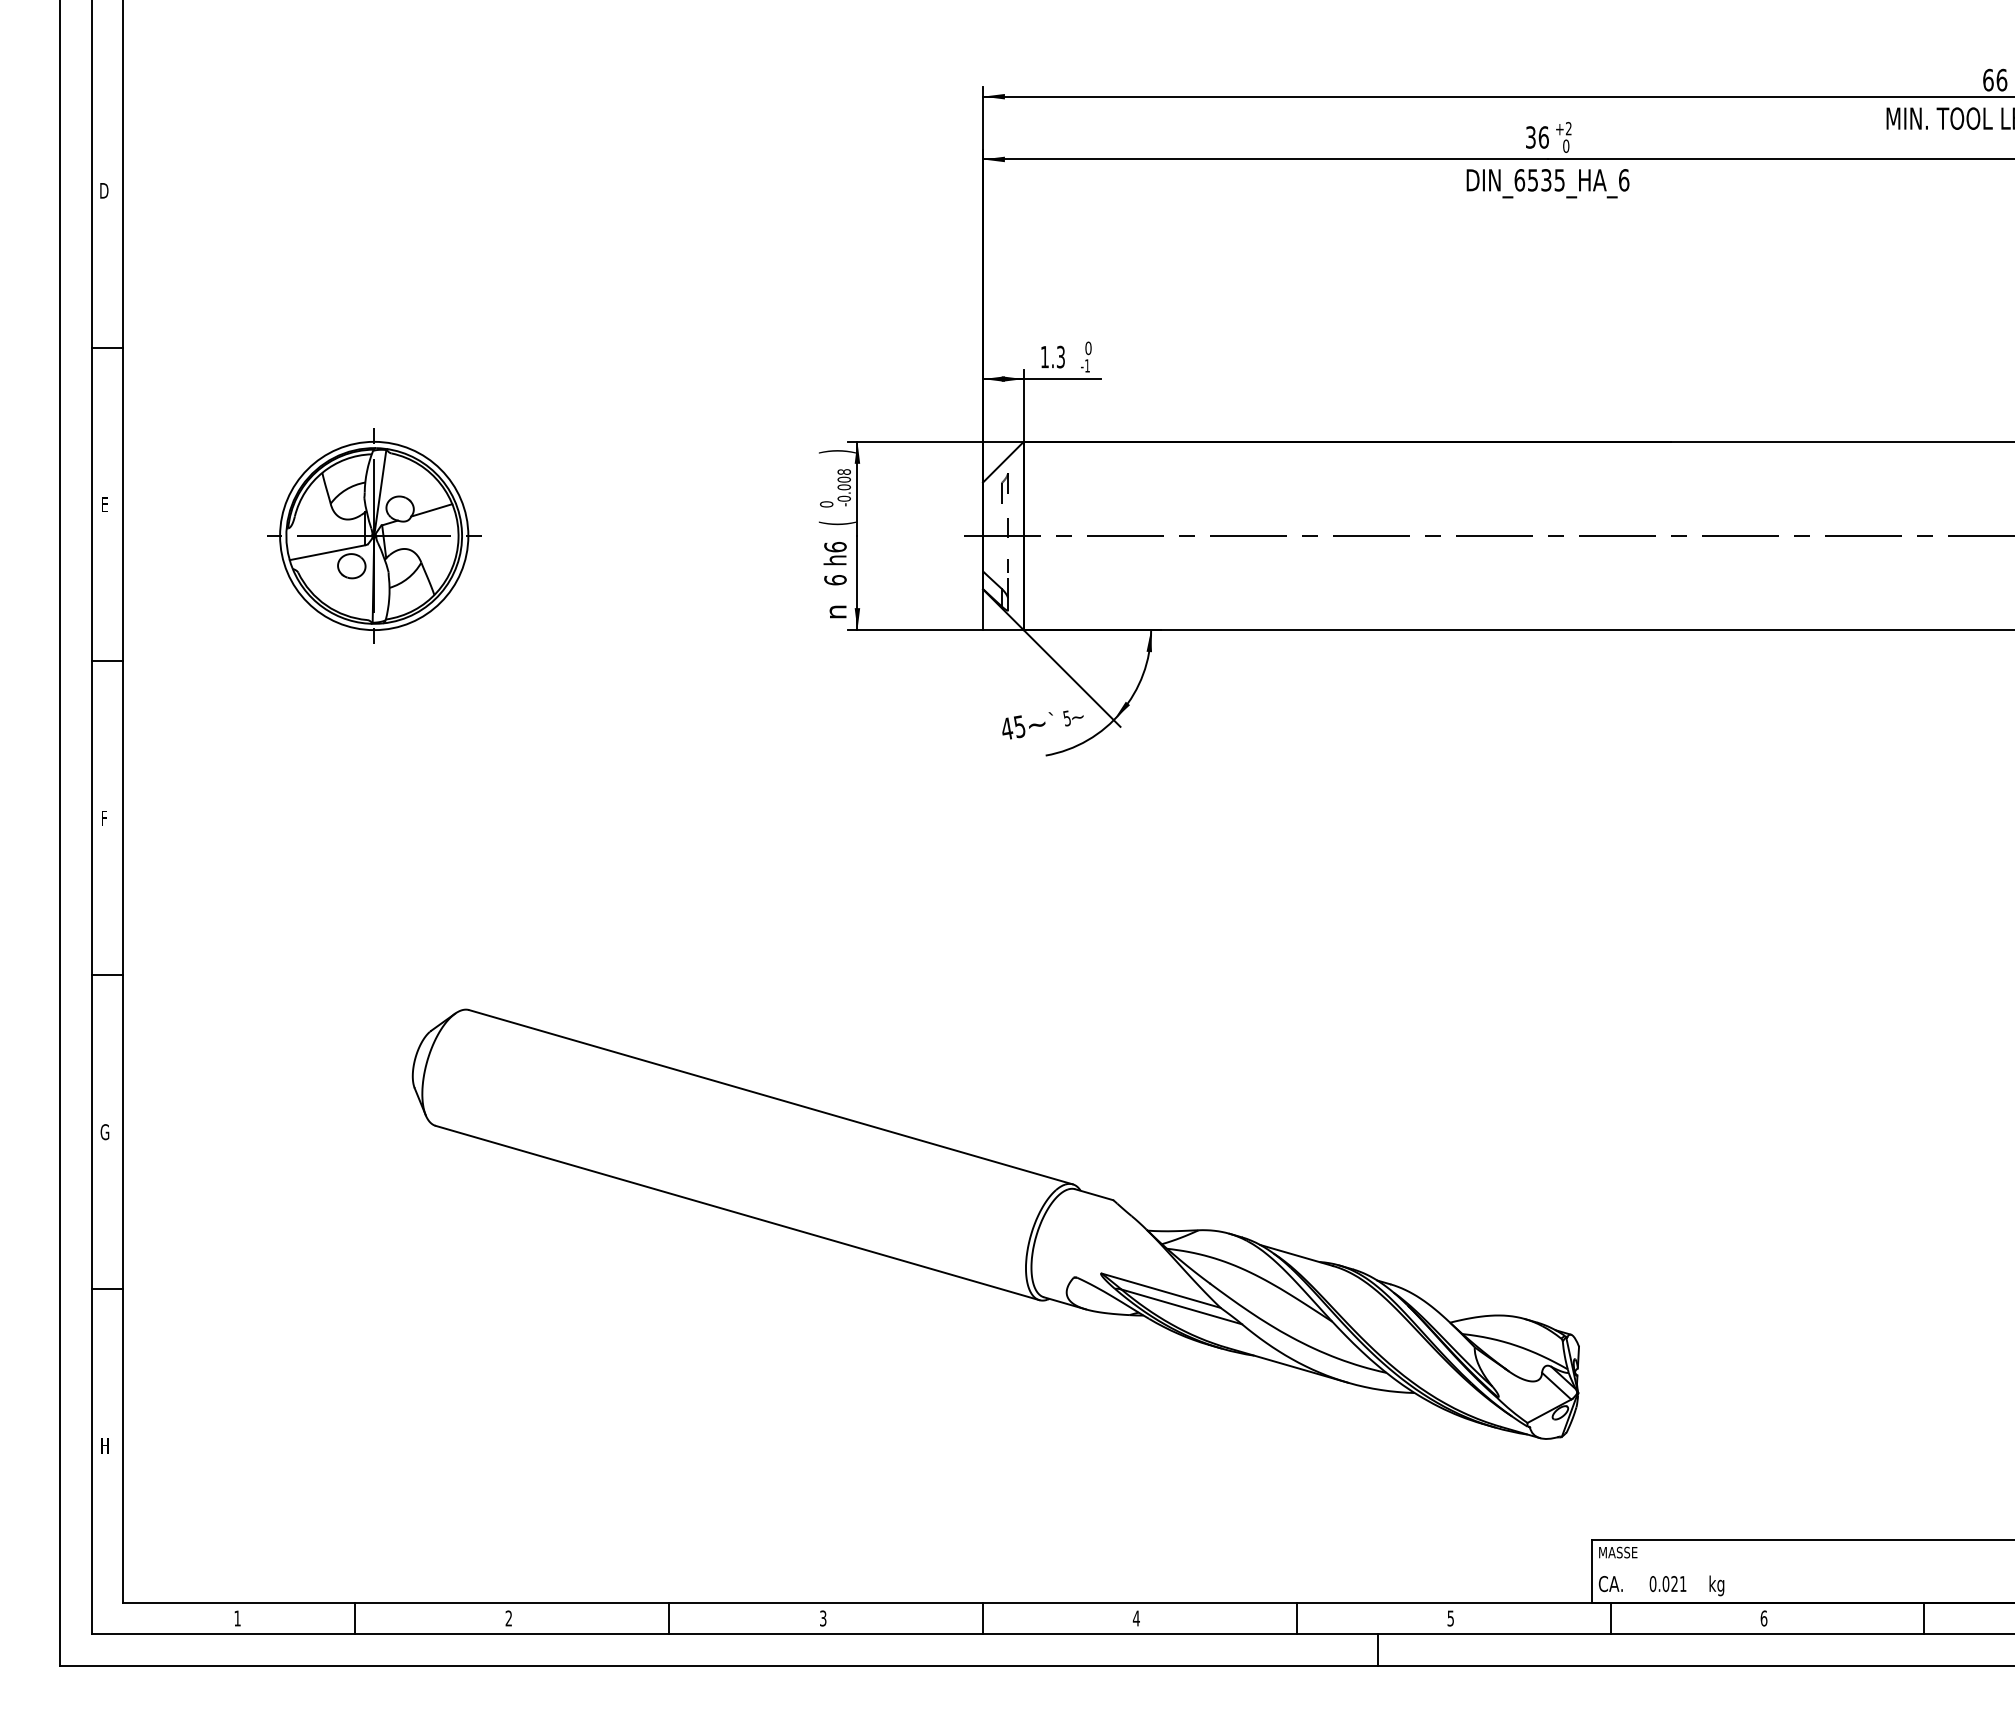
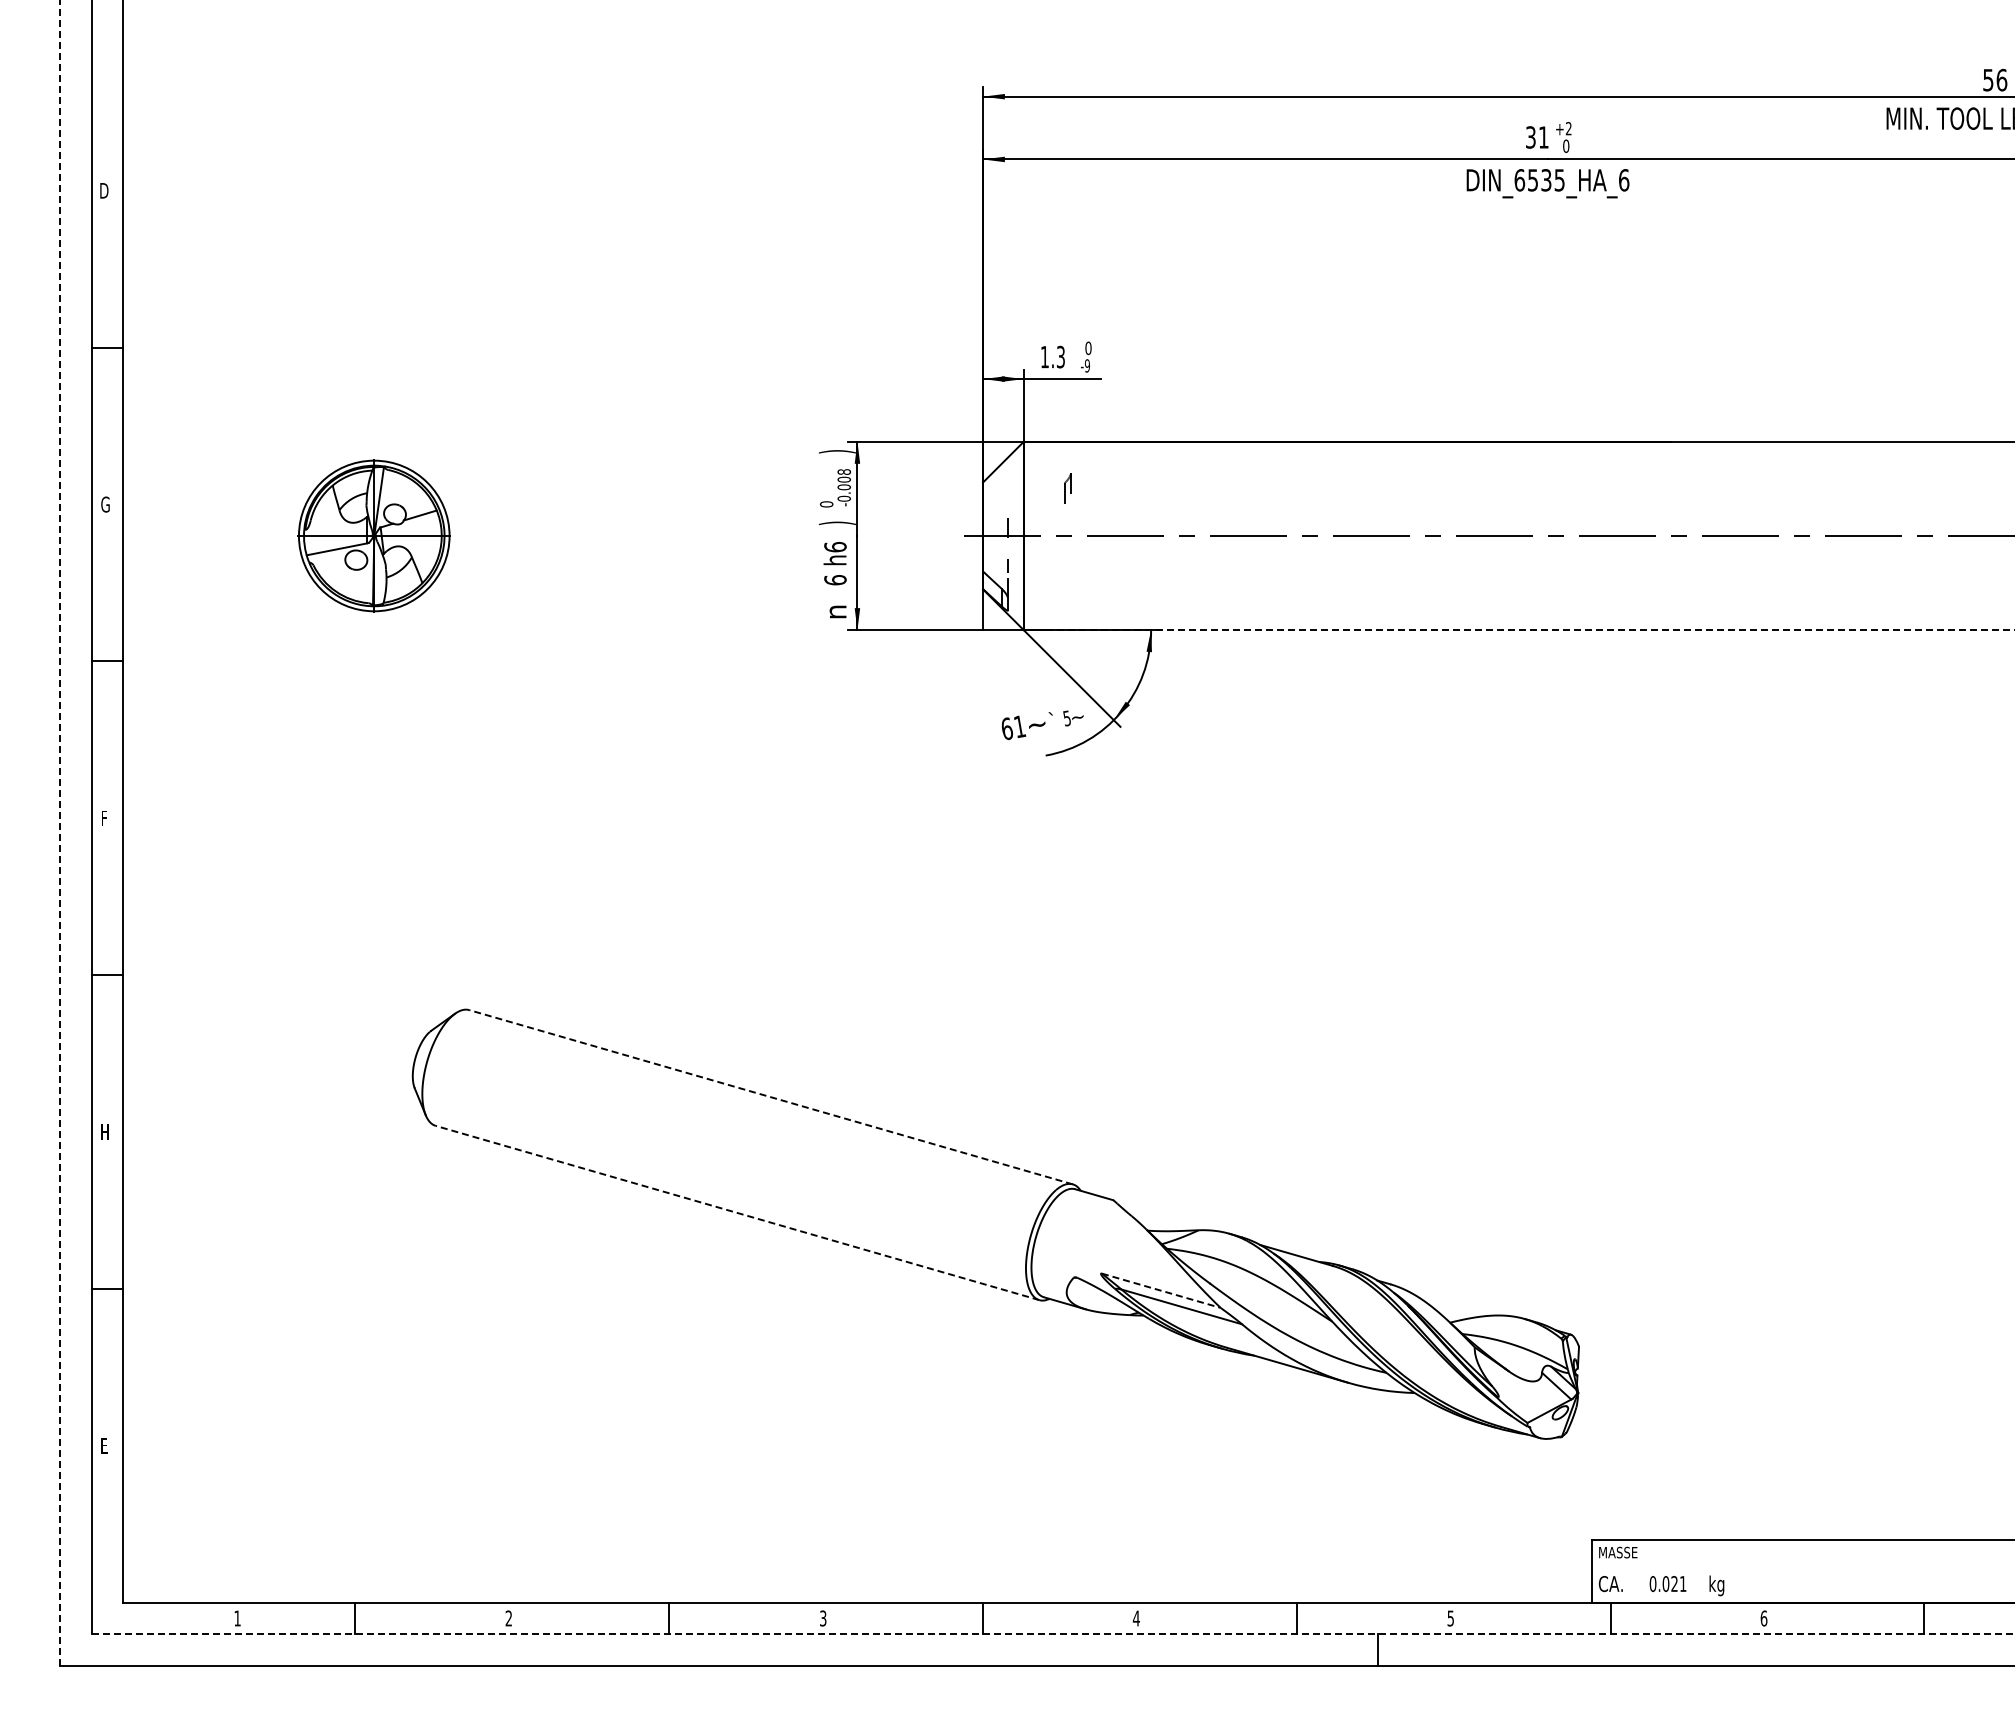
text: 66 -> 56 (1988, 79)
text: 36 -> 31 (1543, 137)
text: -1 -> -9 (1086, 365)
part position: (1004, 488) -> (1067, 488) (1067, 488)
text: E -> G (105, 504)
text: ( -> ) (836, 523)
part size: 215x216 px -> 154x154 px (373, 535)
line: solid -> dashed (1519, 630)
text: 45 -> 61 (1013, 727)
line: solid -> dashed (60, 832)
line: solid -> dashed (770, 1097)
text: G -> H (104, 1132)
line: solid -> dashed (737, 1212)
line: solid -> dashed (1161, 1290)
text: H -> E (105, 1445)
line: solid -> dashed (1053, 1634)
